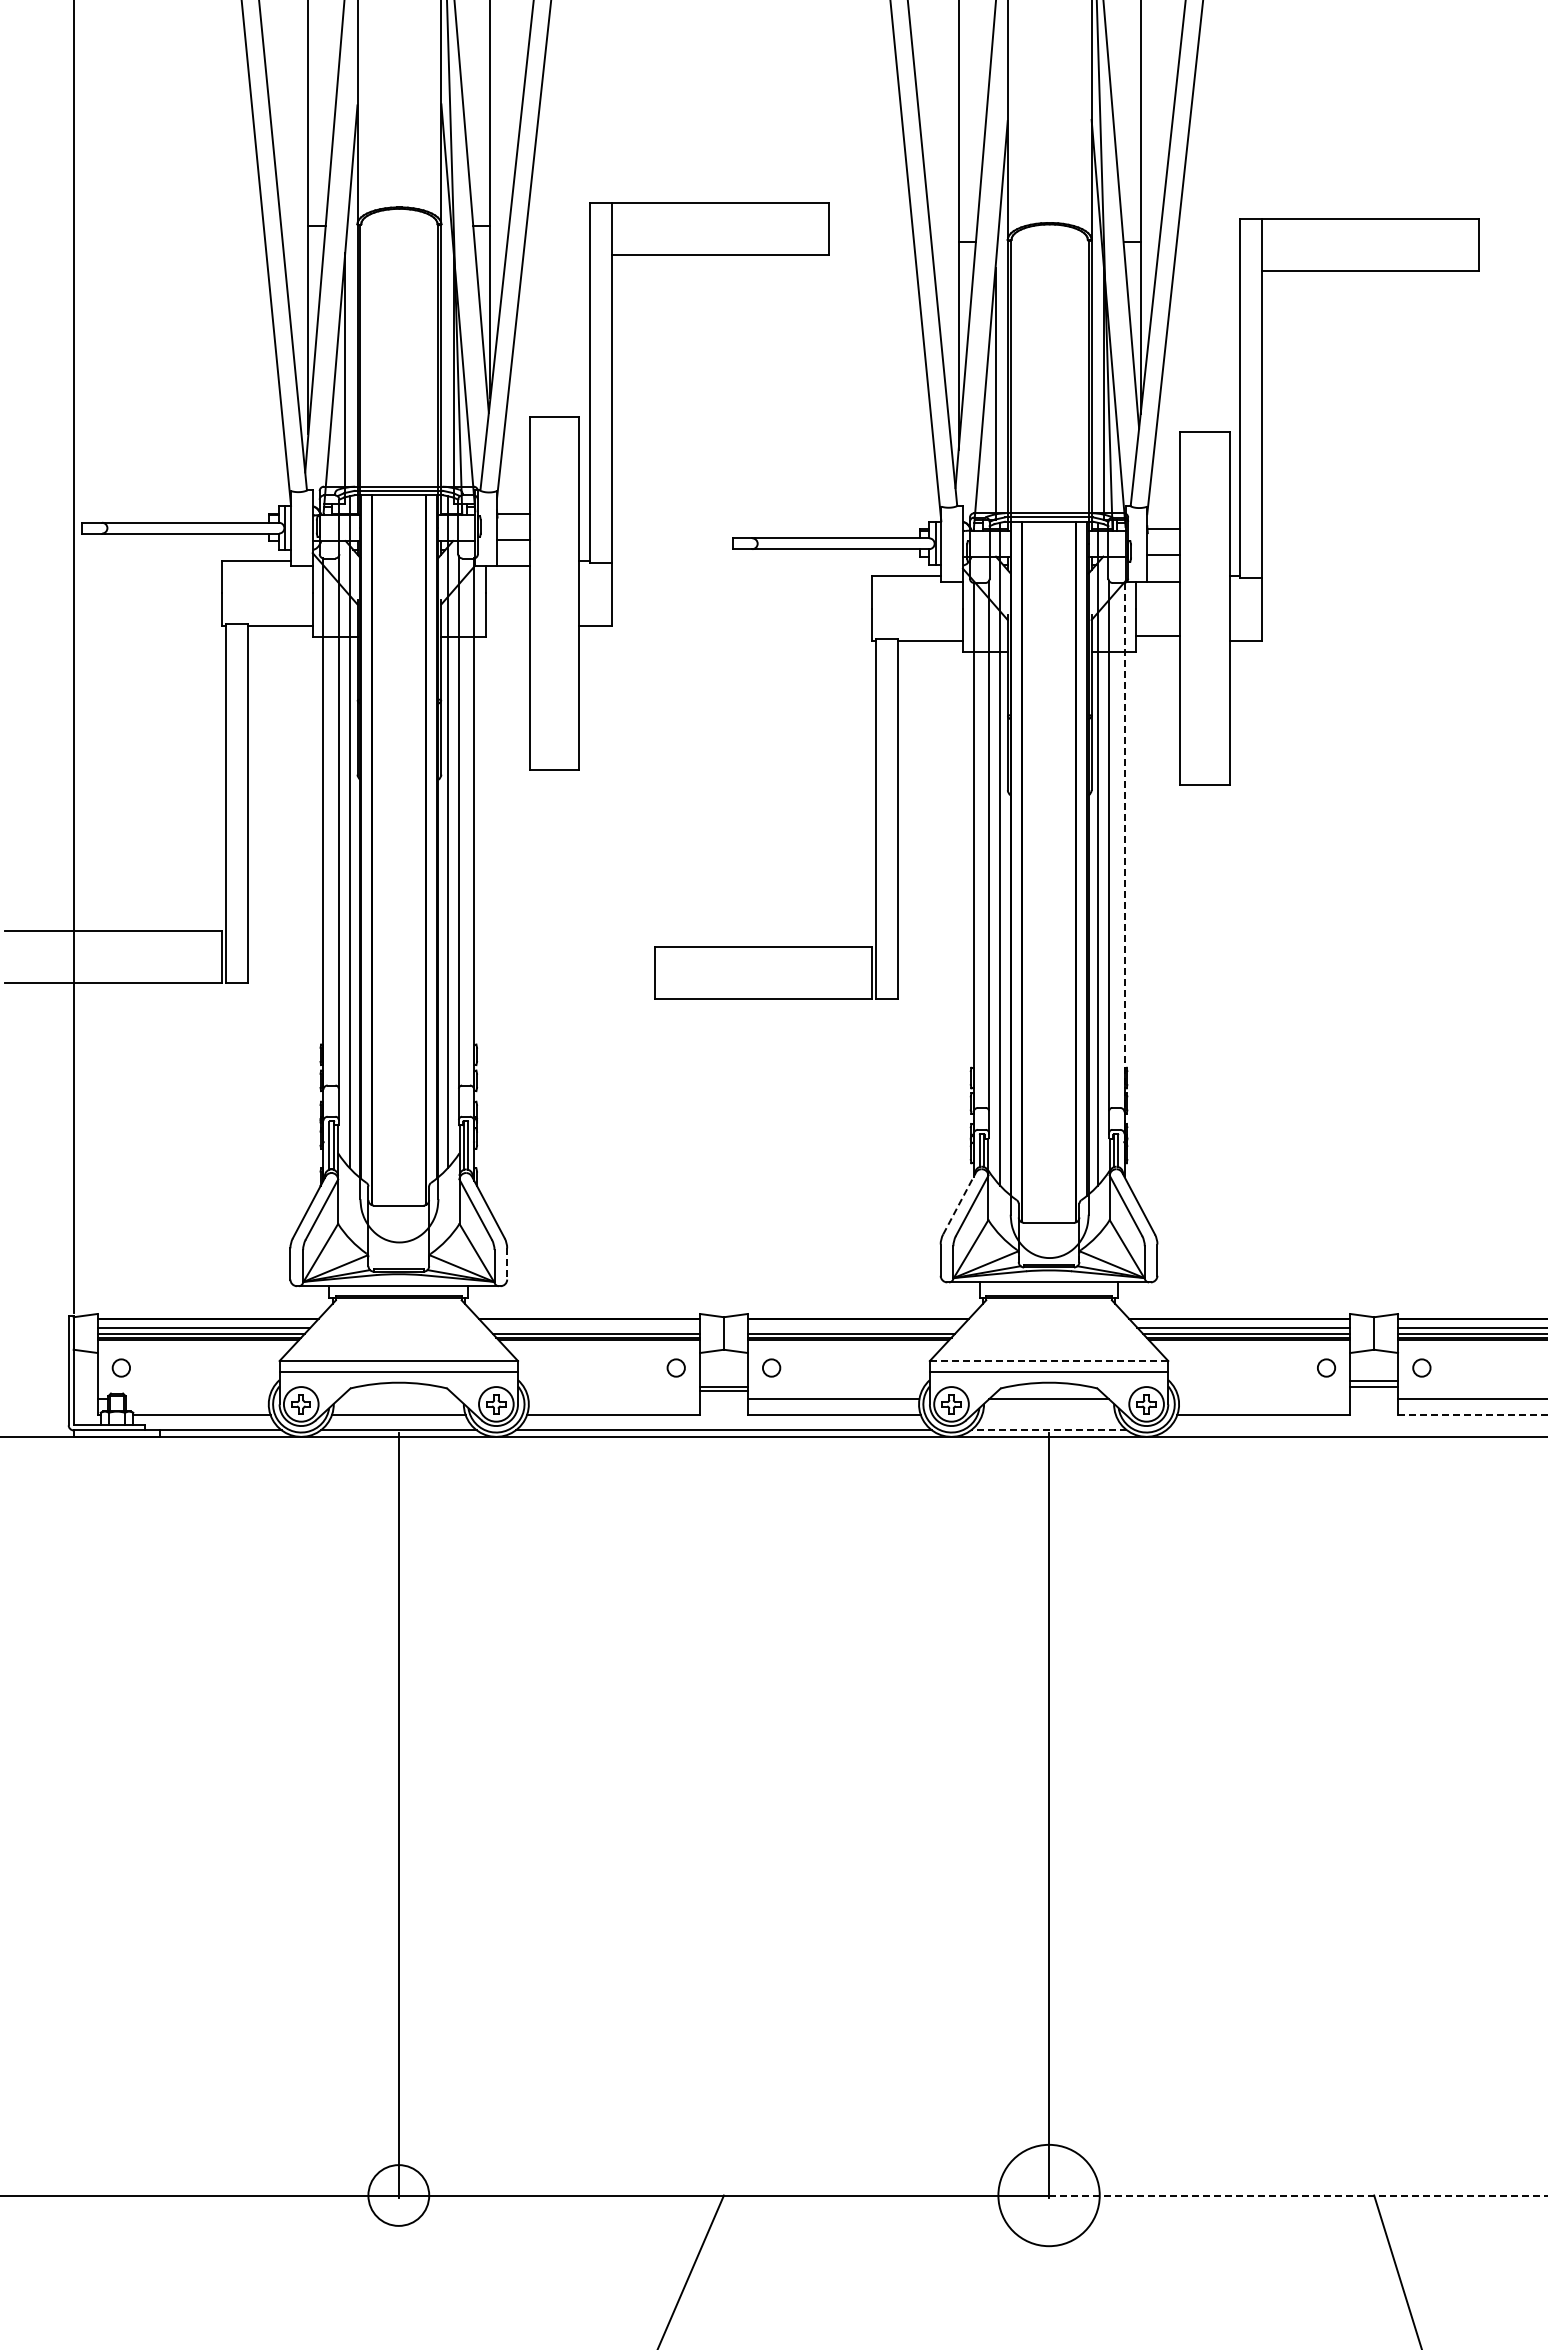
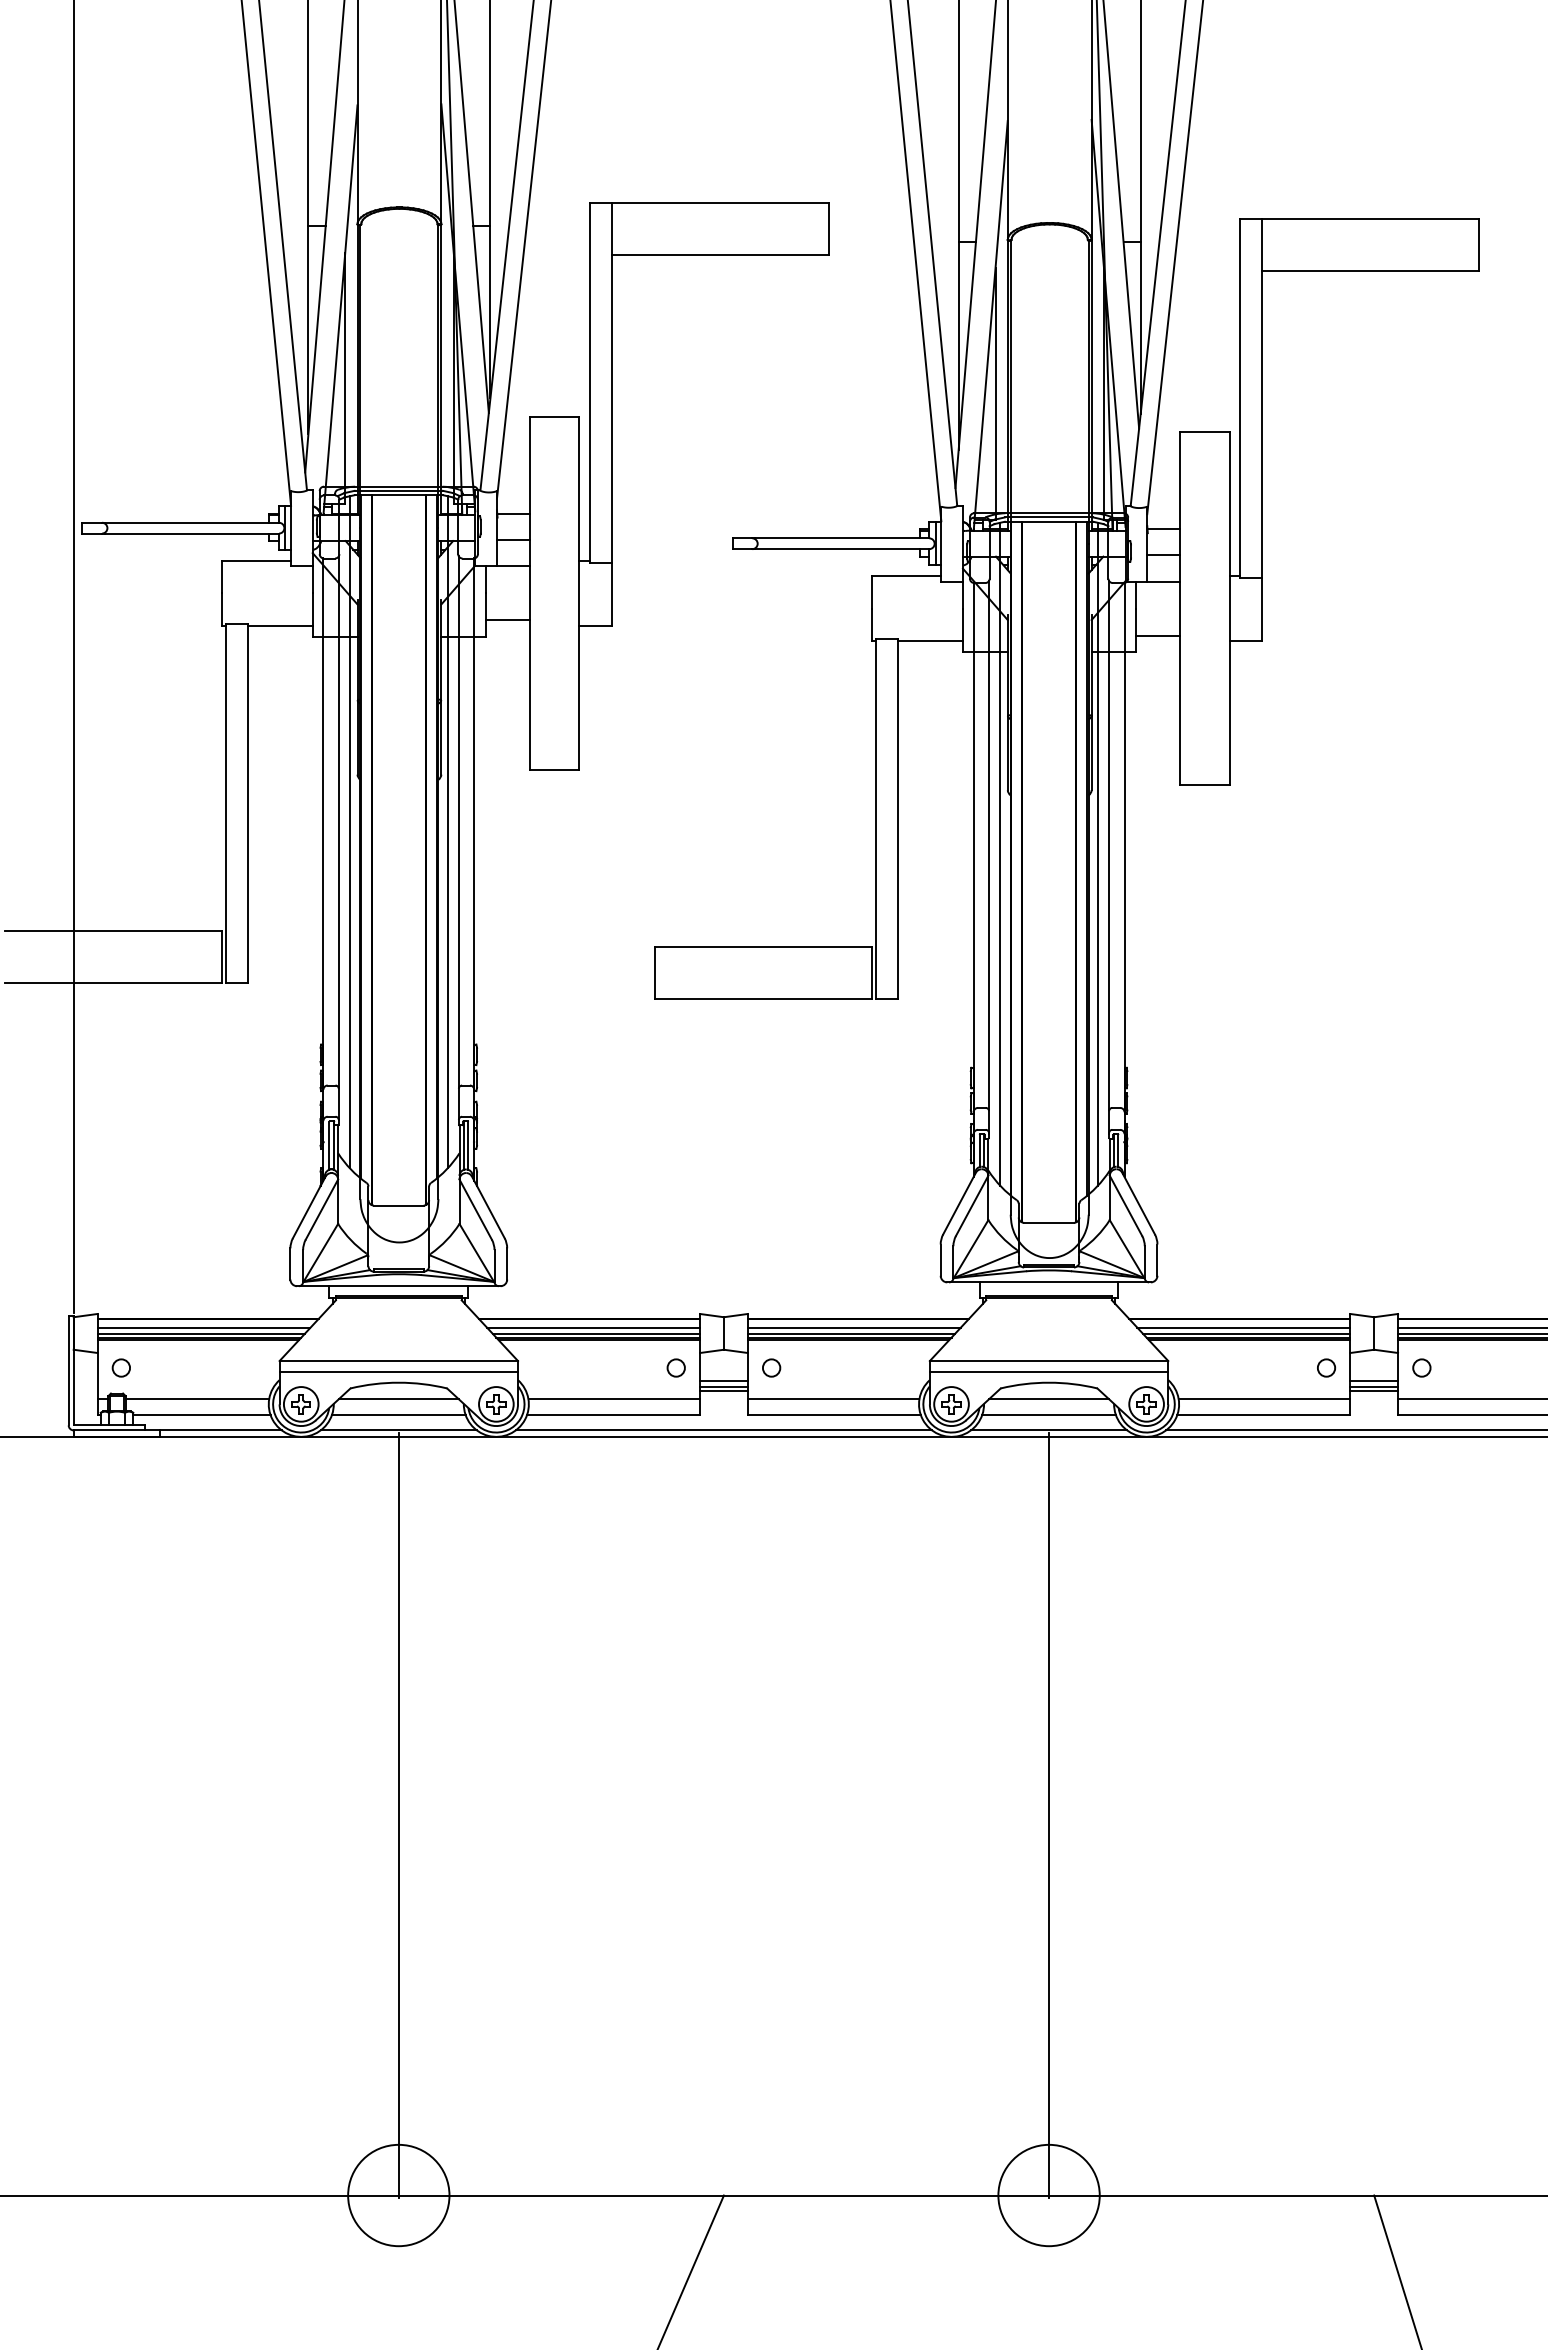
line: none -> present (507, 620)
line: dashed -> solid (1124, 847)
line: dashed -> solid (959, 1203)
line: dashed -> solid (507, 1263)
line: none -> present (593, 1327)
line: none -> present (853, 1327)
line: dashed -> solid (1049, 1361)
line: none -> present (723, 1380)
line: none -> present (1374, 1391)
line: none -> present (197, 1399)
line: none -> present (398, 1399)
line: none -> present (614, 1399)
line: none -> present (1264, 1399)
line: none -> present (1048, 1415)
line: dashed -> solid (1472, 1415)
line: dashed -> solid (1048, 1430)
line: none -> present (1355, 1430)
circle diameter: 61 px -> 101 px (398, 2195)
line: dashed -> solid (1298, 2195)
